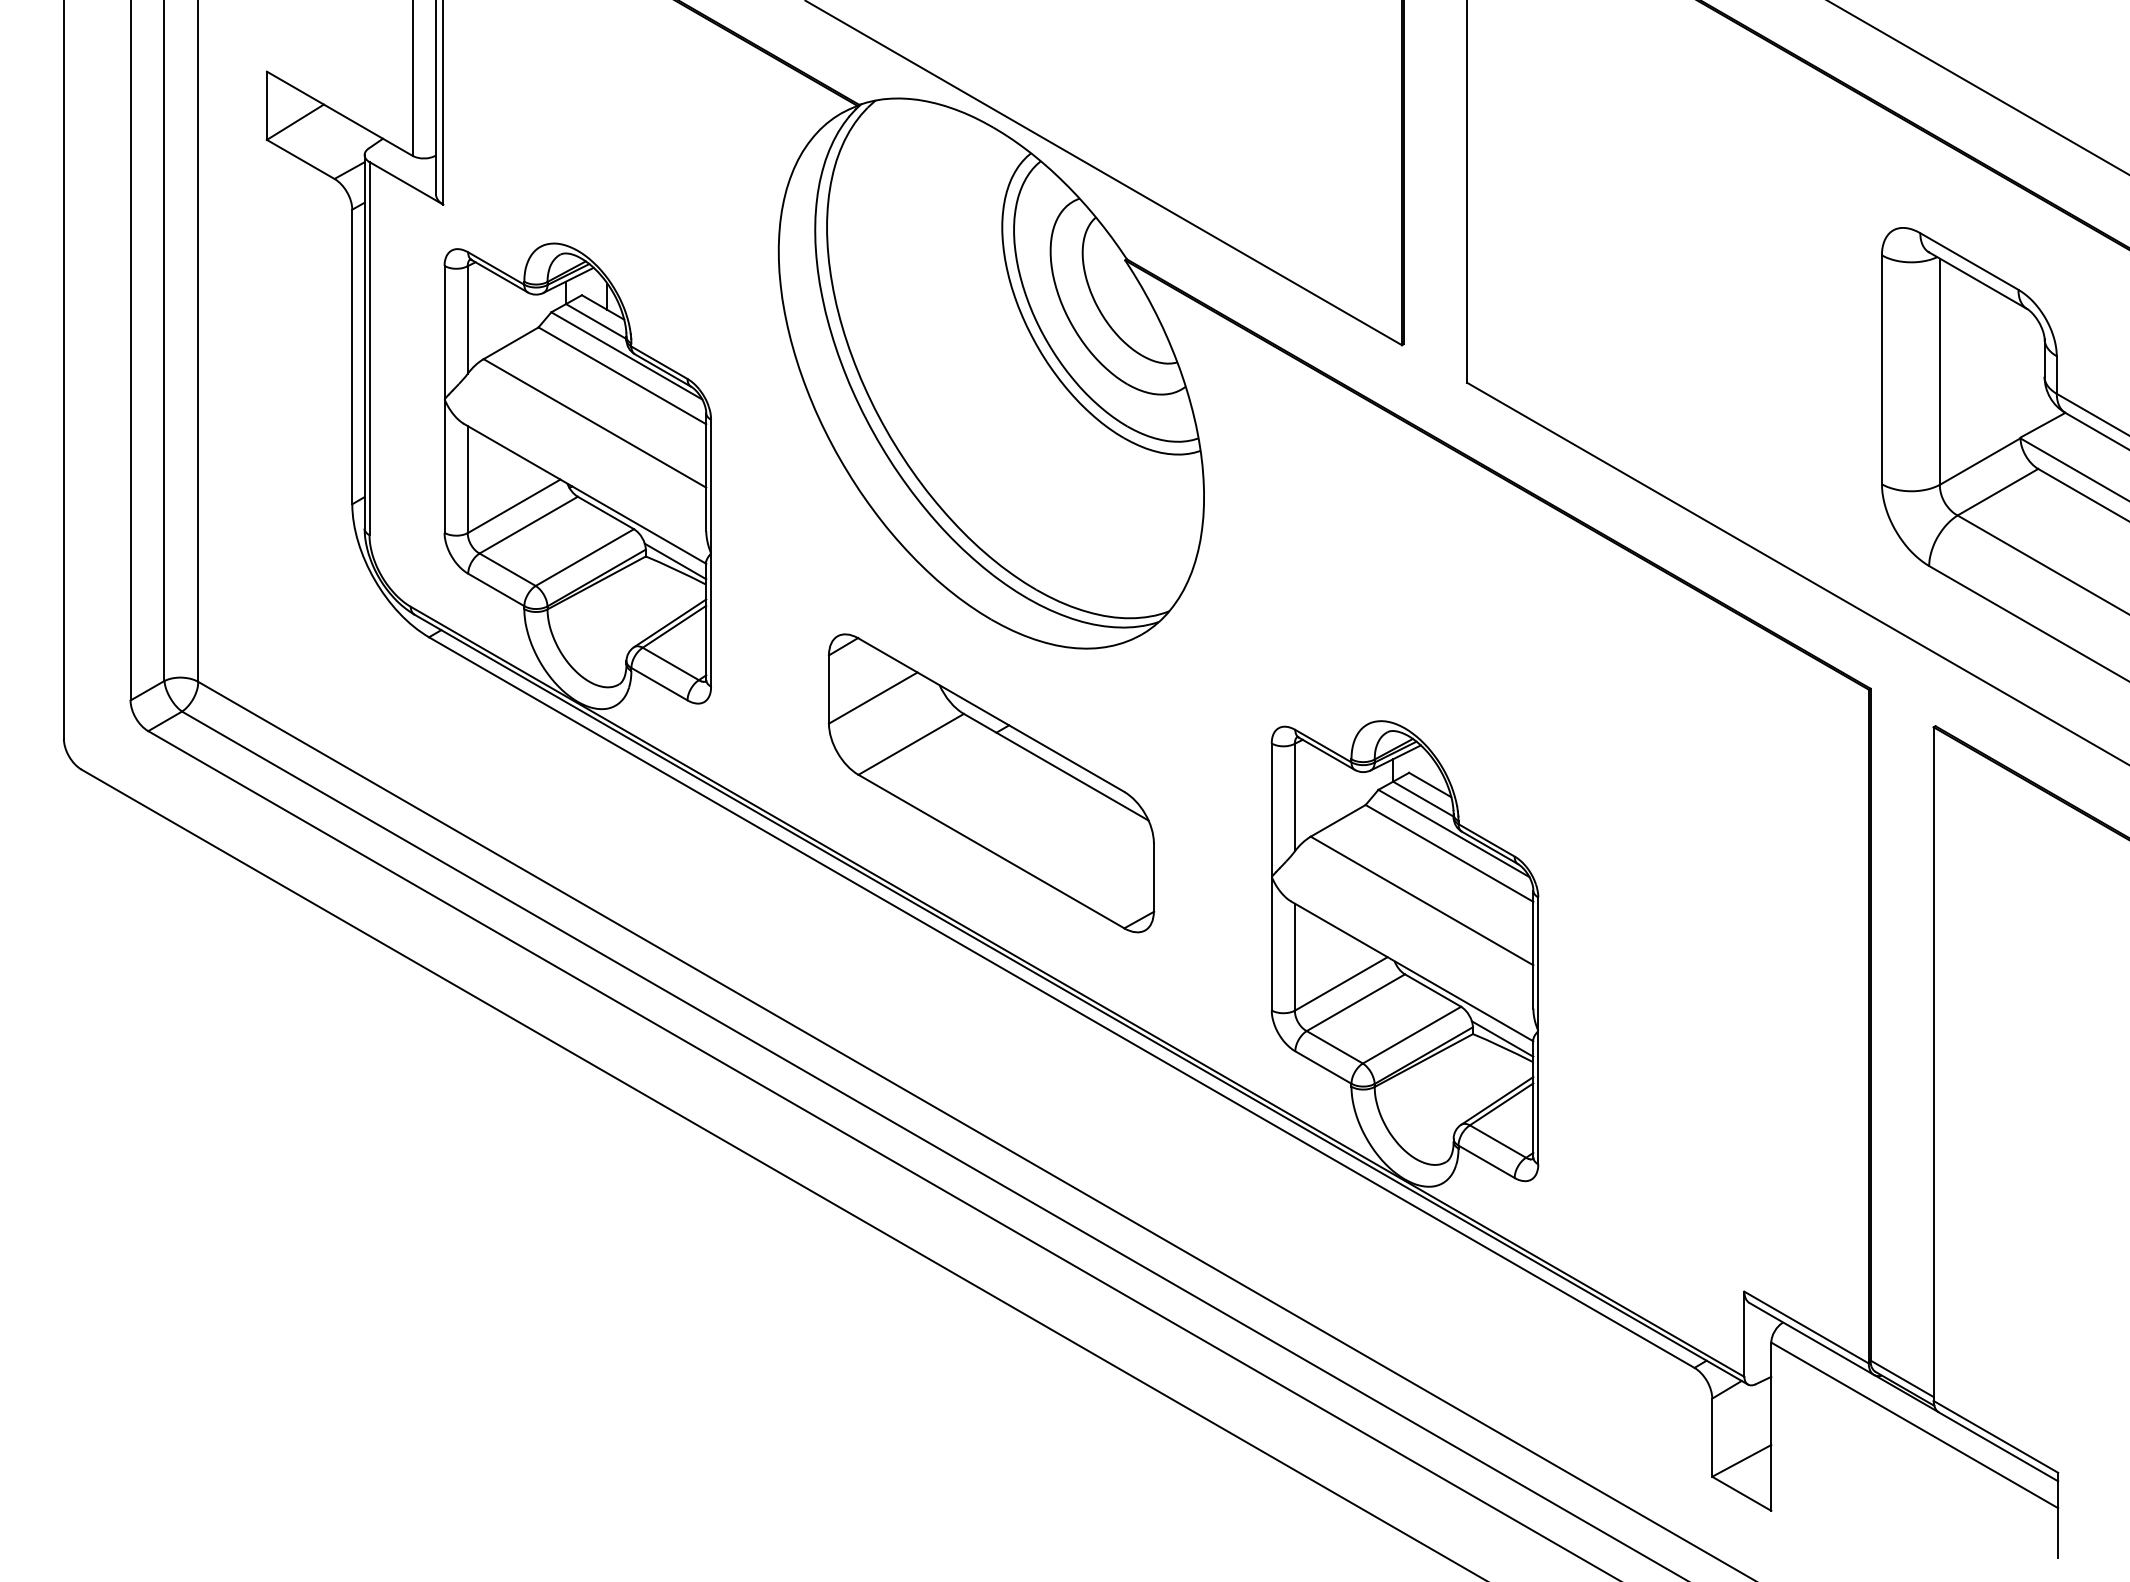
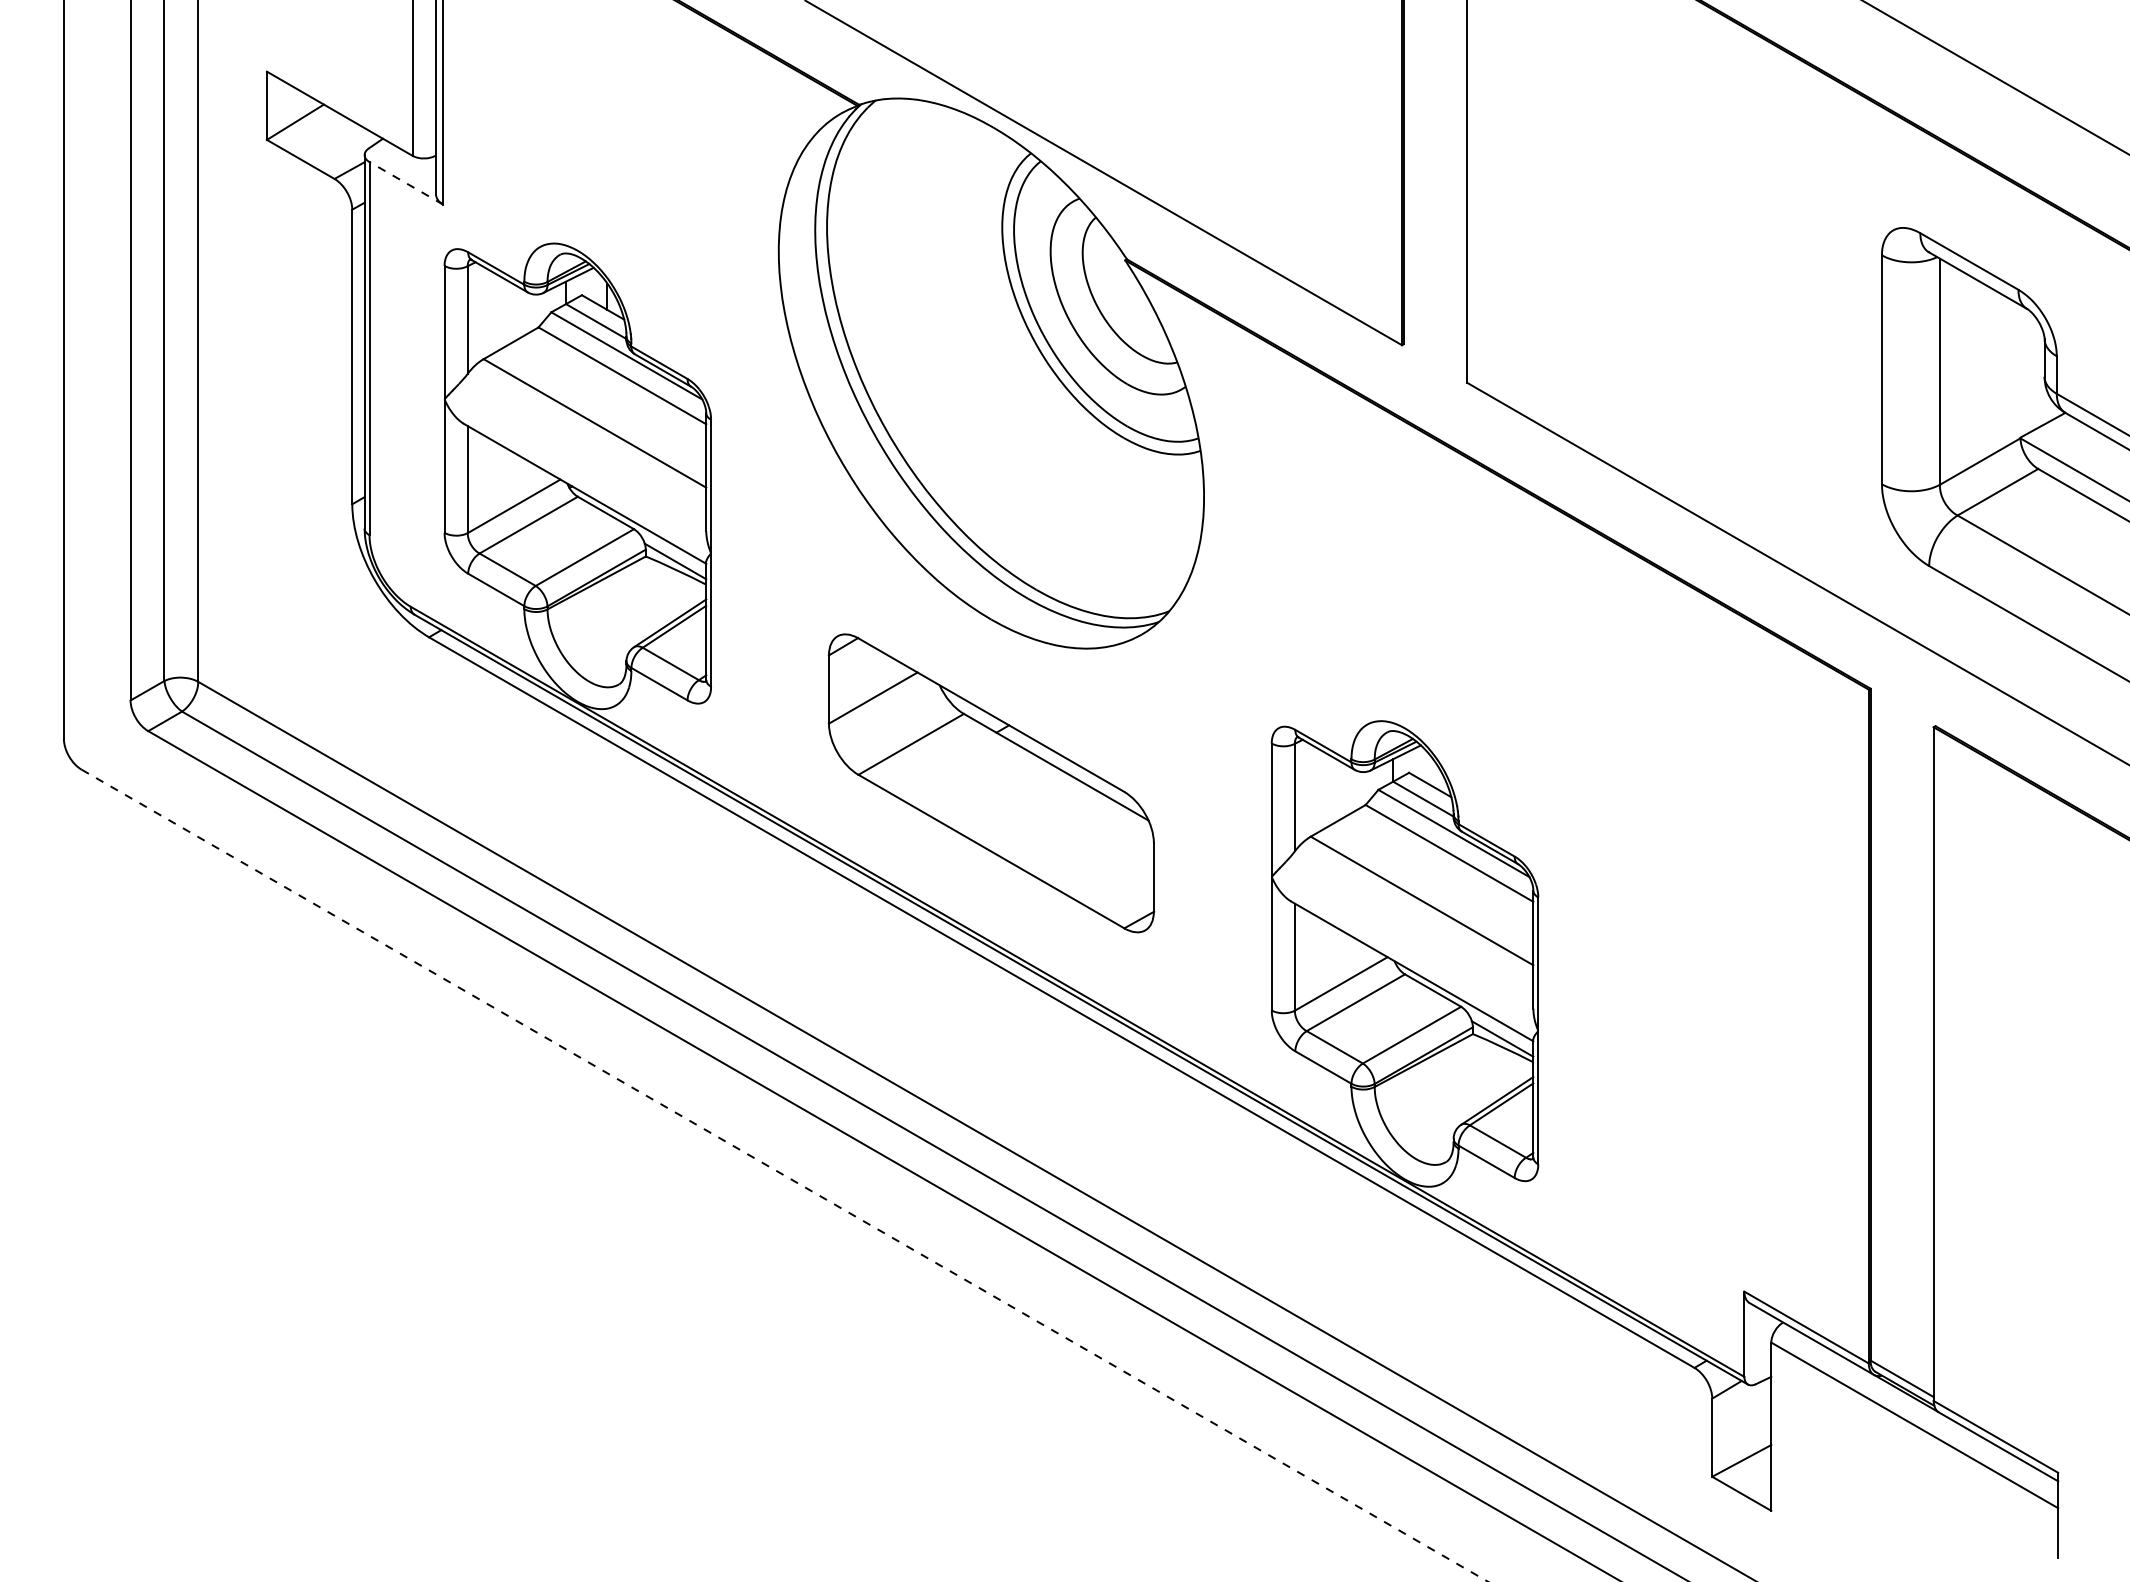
line position: (1978, 87) -> (1995, 77) (1995, 77)
line: solid -> dashed (406, 183)
line: solid -> dashed (784, 1175)
